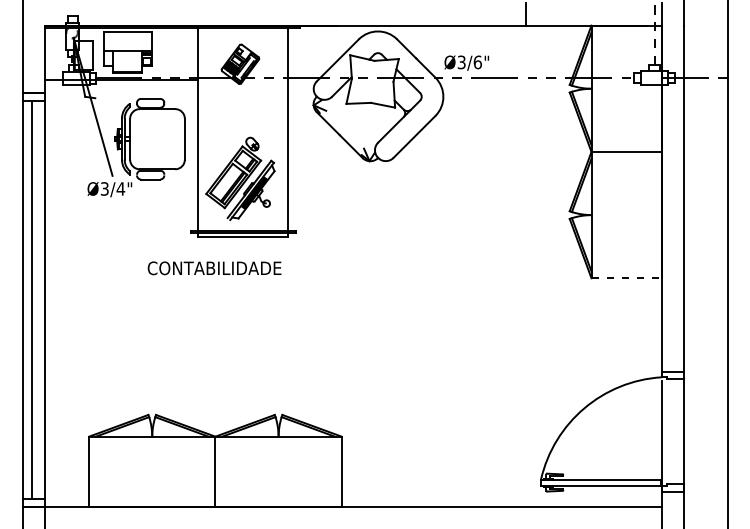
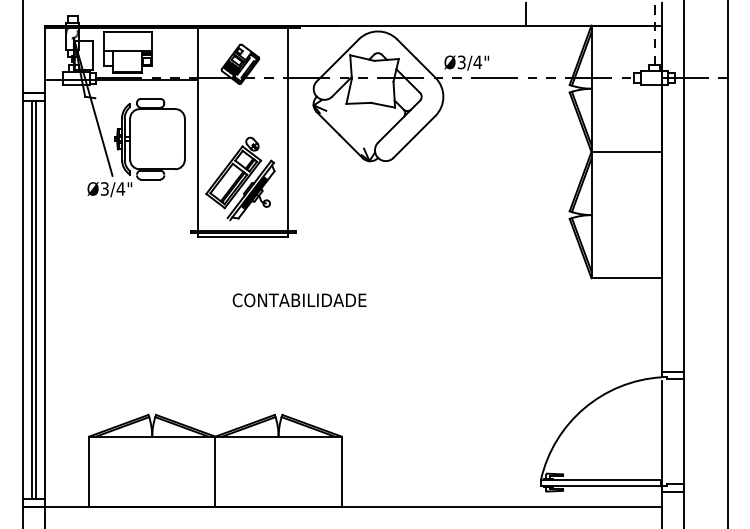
text: Ø3/6" -> Ø3/4" (477, 62)
text position: (214, 268) -> (299, 300) (299, 300)
line: dashed -> solid (627, 278)
line: none -> present (36, 299)
